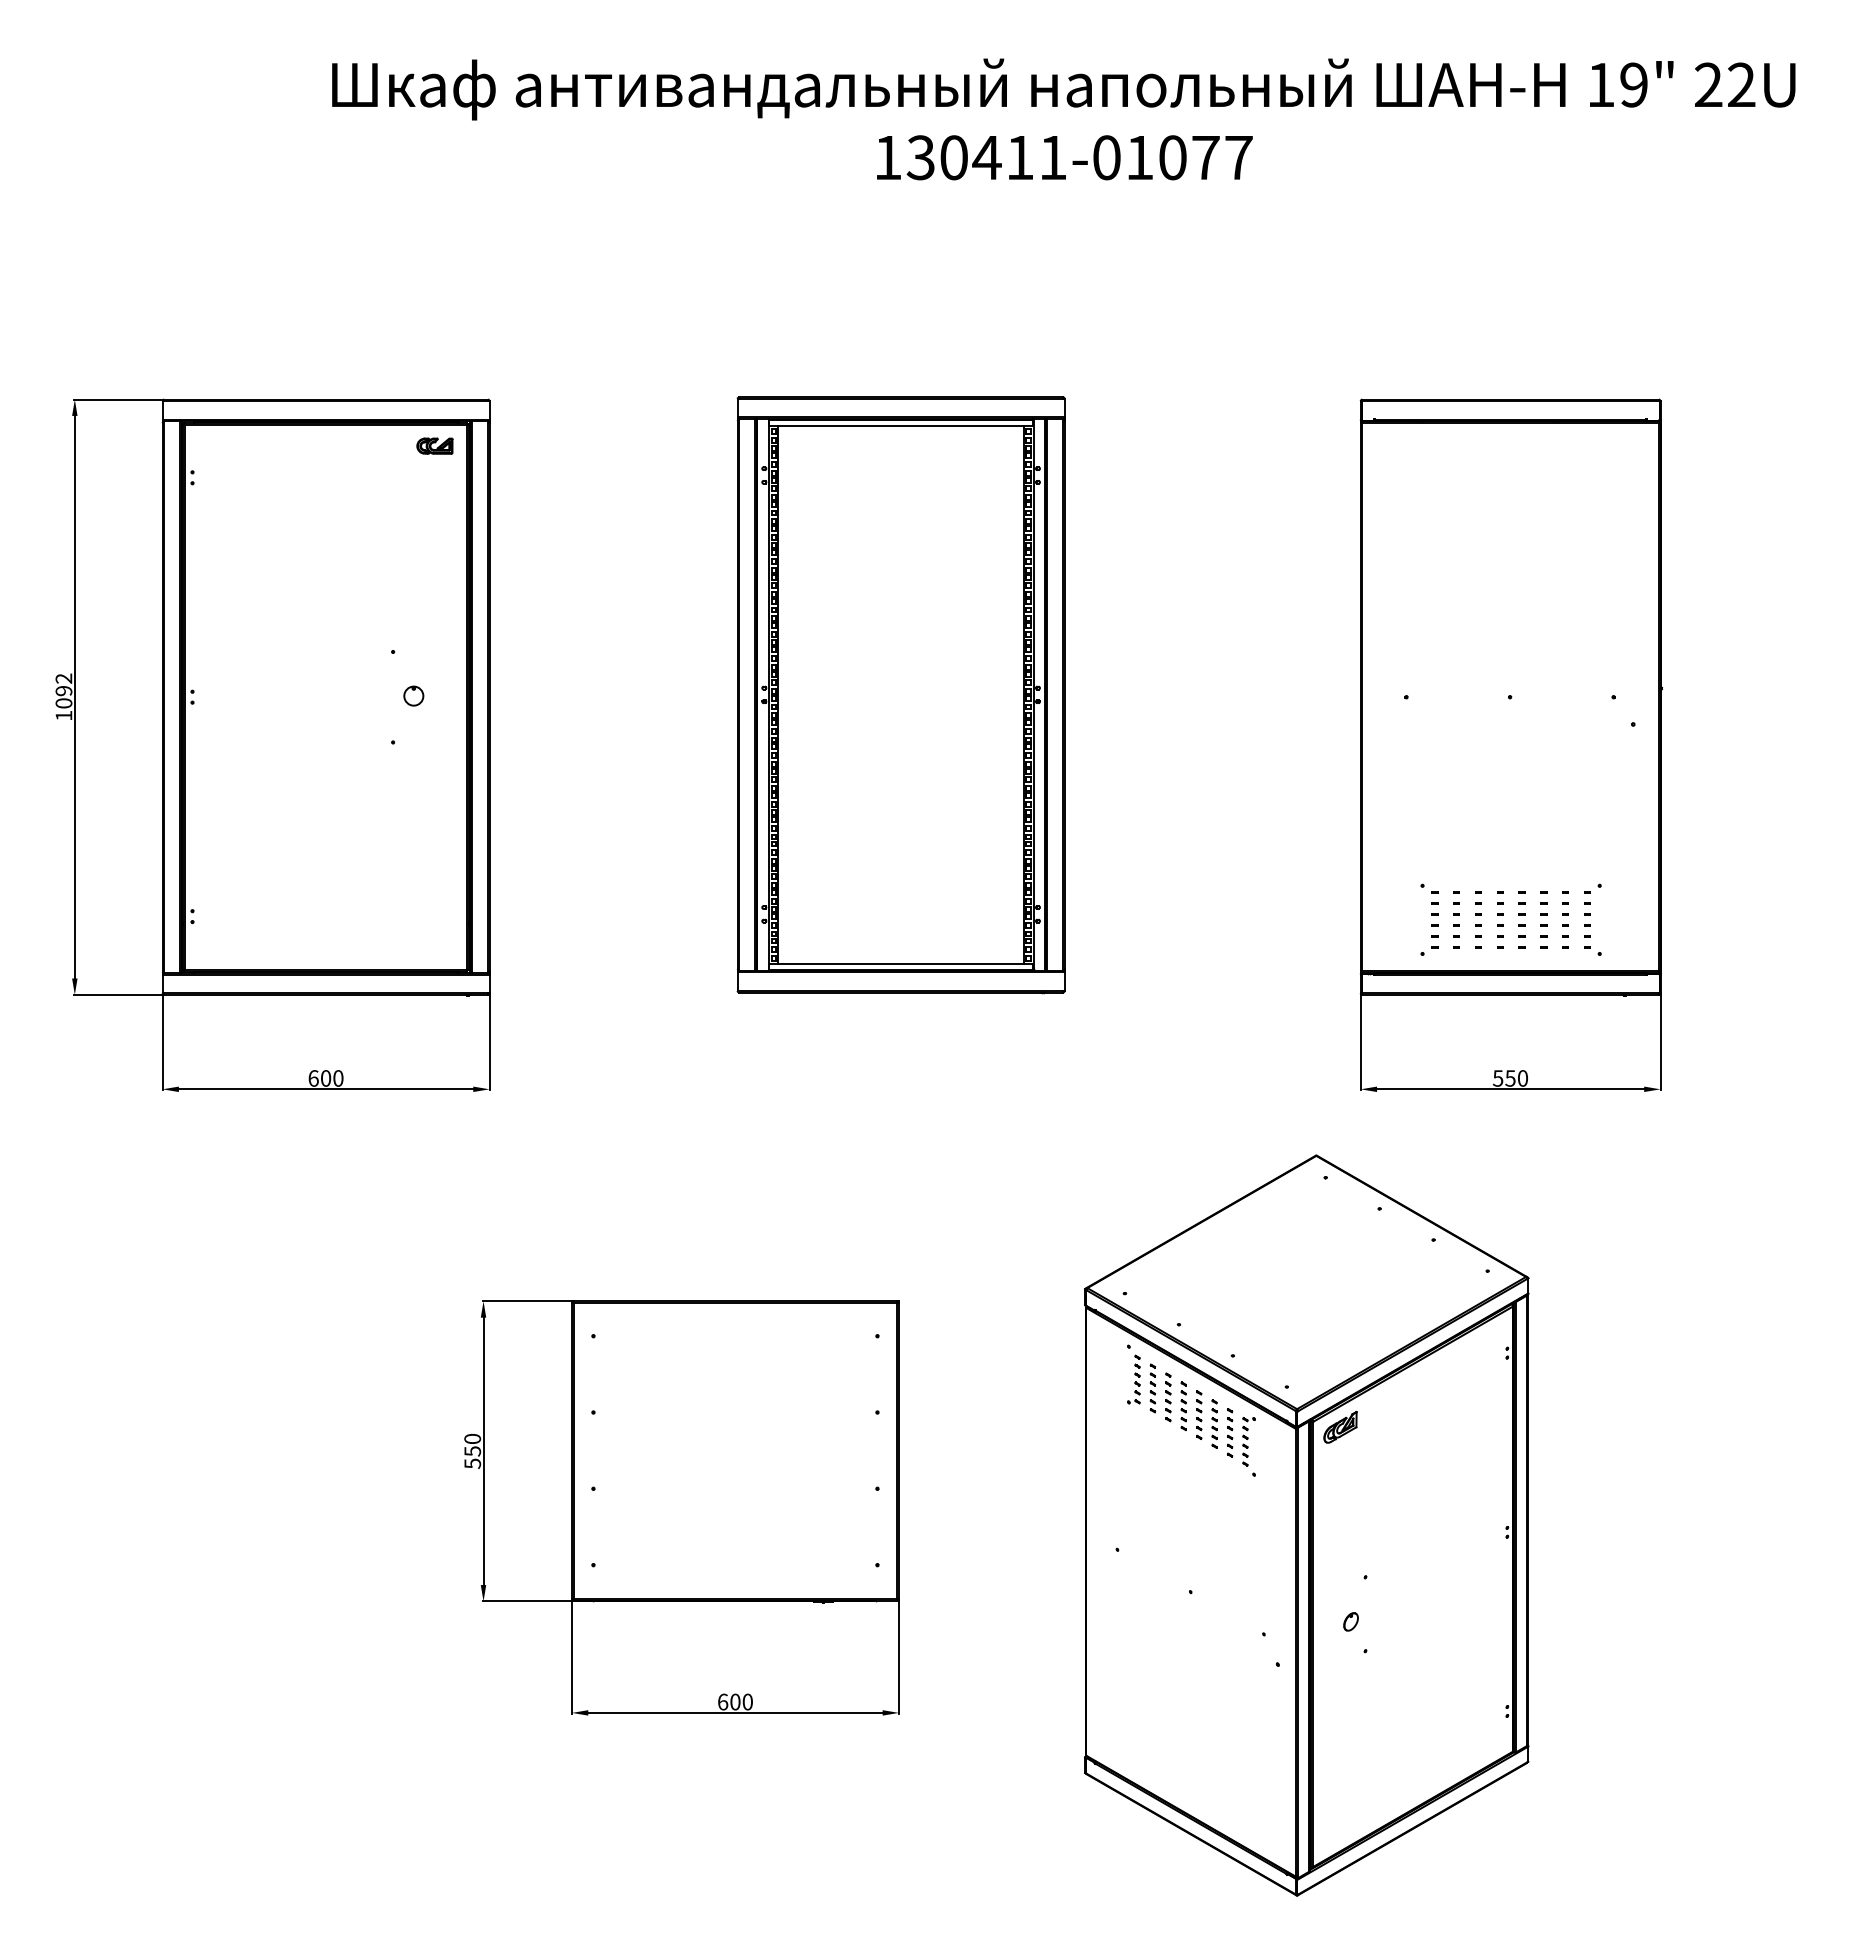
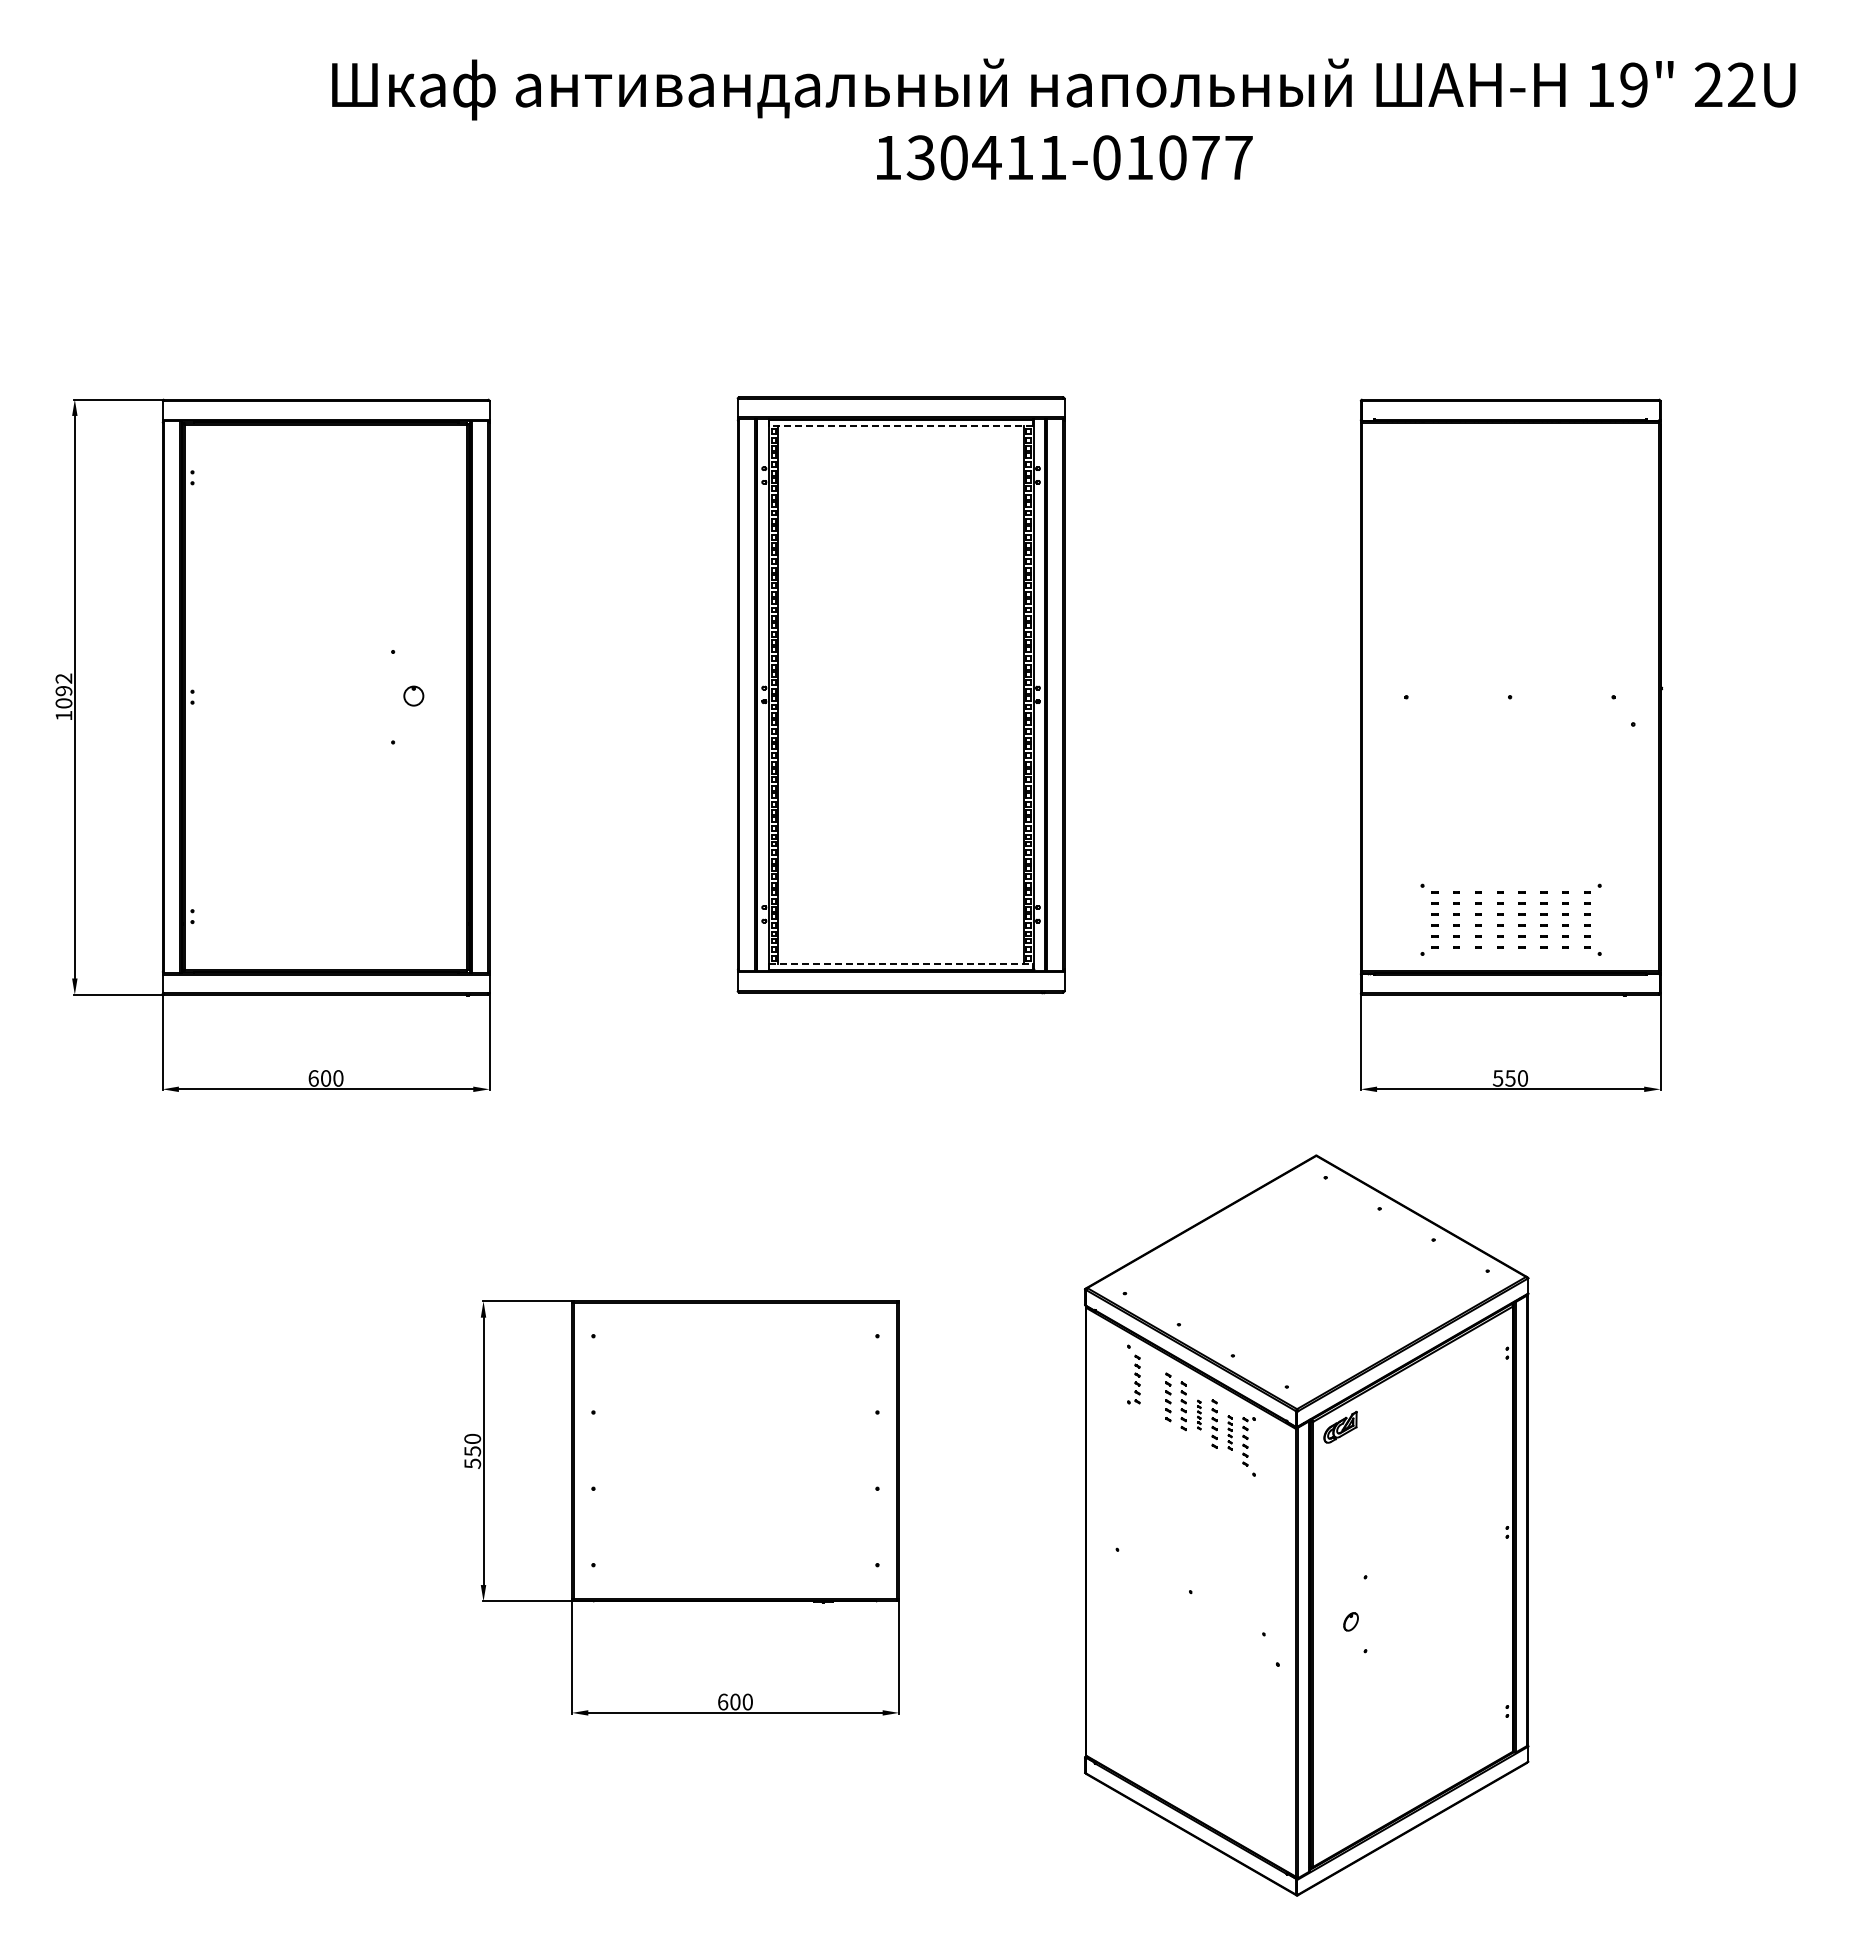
line: solid -> dashed (901, 425)
part: present -> none (434, 445)
line: solid -> dashed (901, 963)
part: present -> none (1152, 1388)
part size: 7x50 px -> 5x32 px (1199, 1414)
part size: 7x50 px -> 6x36 px (1229, 1432)
